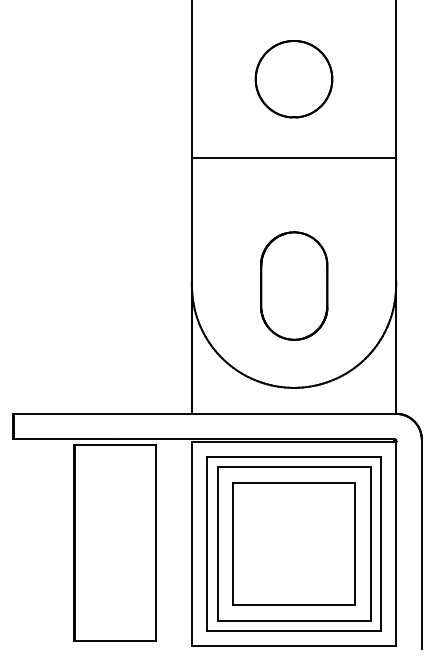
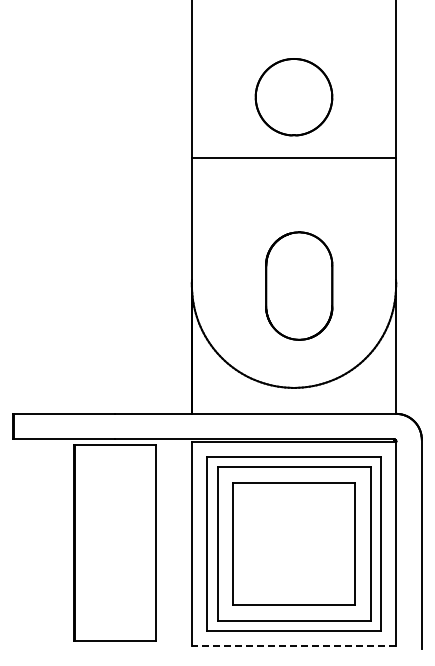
part position: (293, 79) -> (293, 97) (293, 97)
part position: (294, 285) -> (299, 285) (299, 285)
line: solid -> dashed (293, 646)
